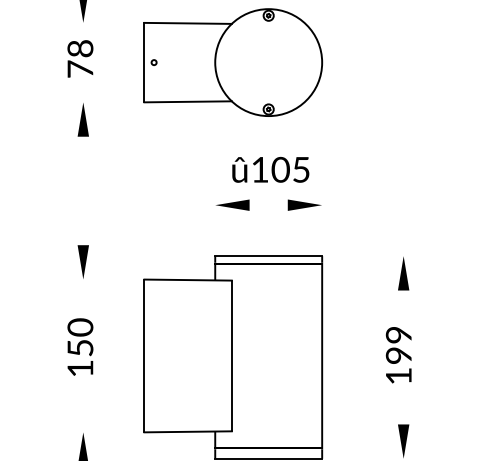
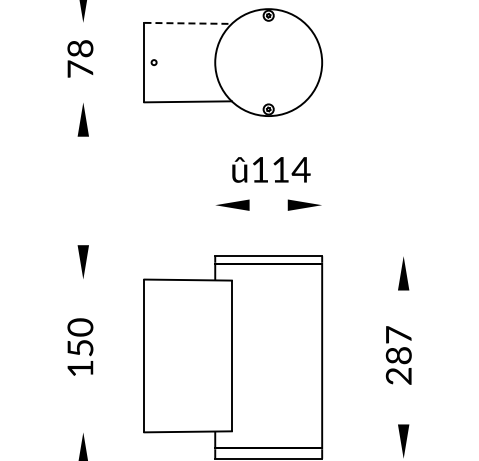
line: solid -> dashed (188, 23)
text: 105 -> 114 (290, 169)
text: 199 -> 287 (398, 355)
